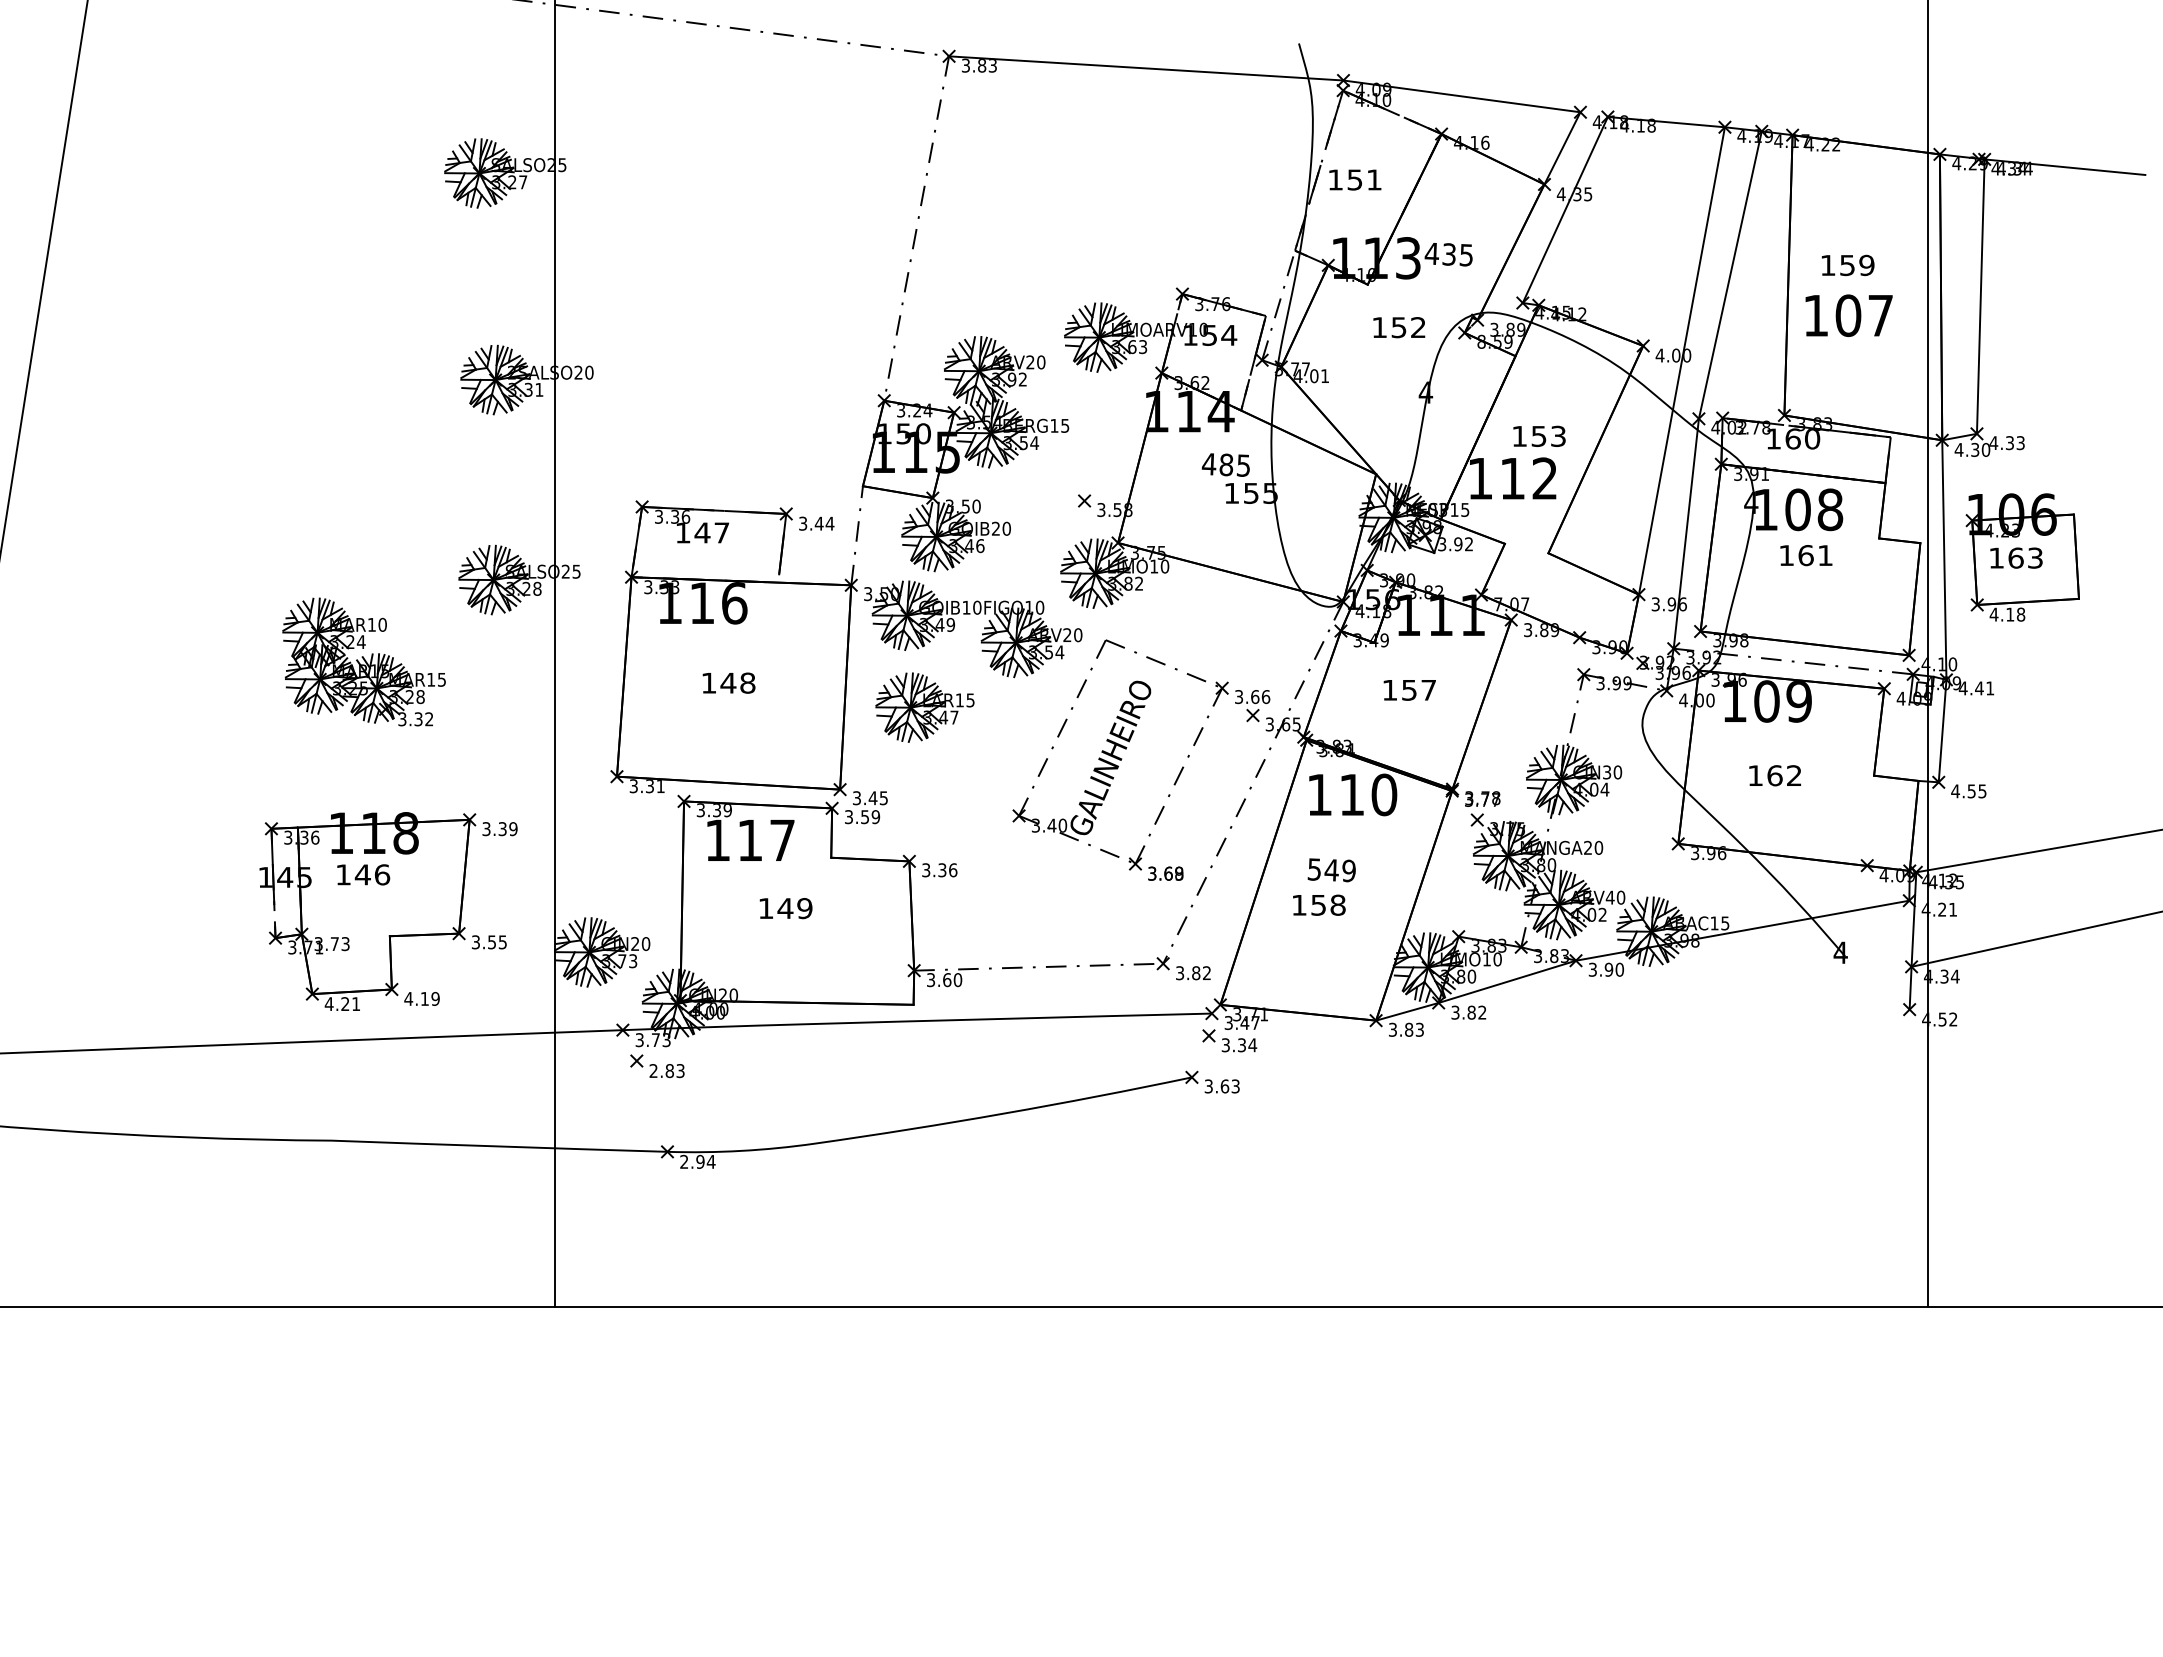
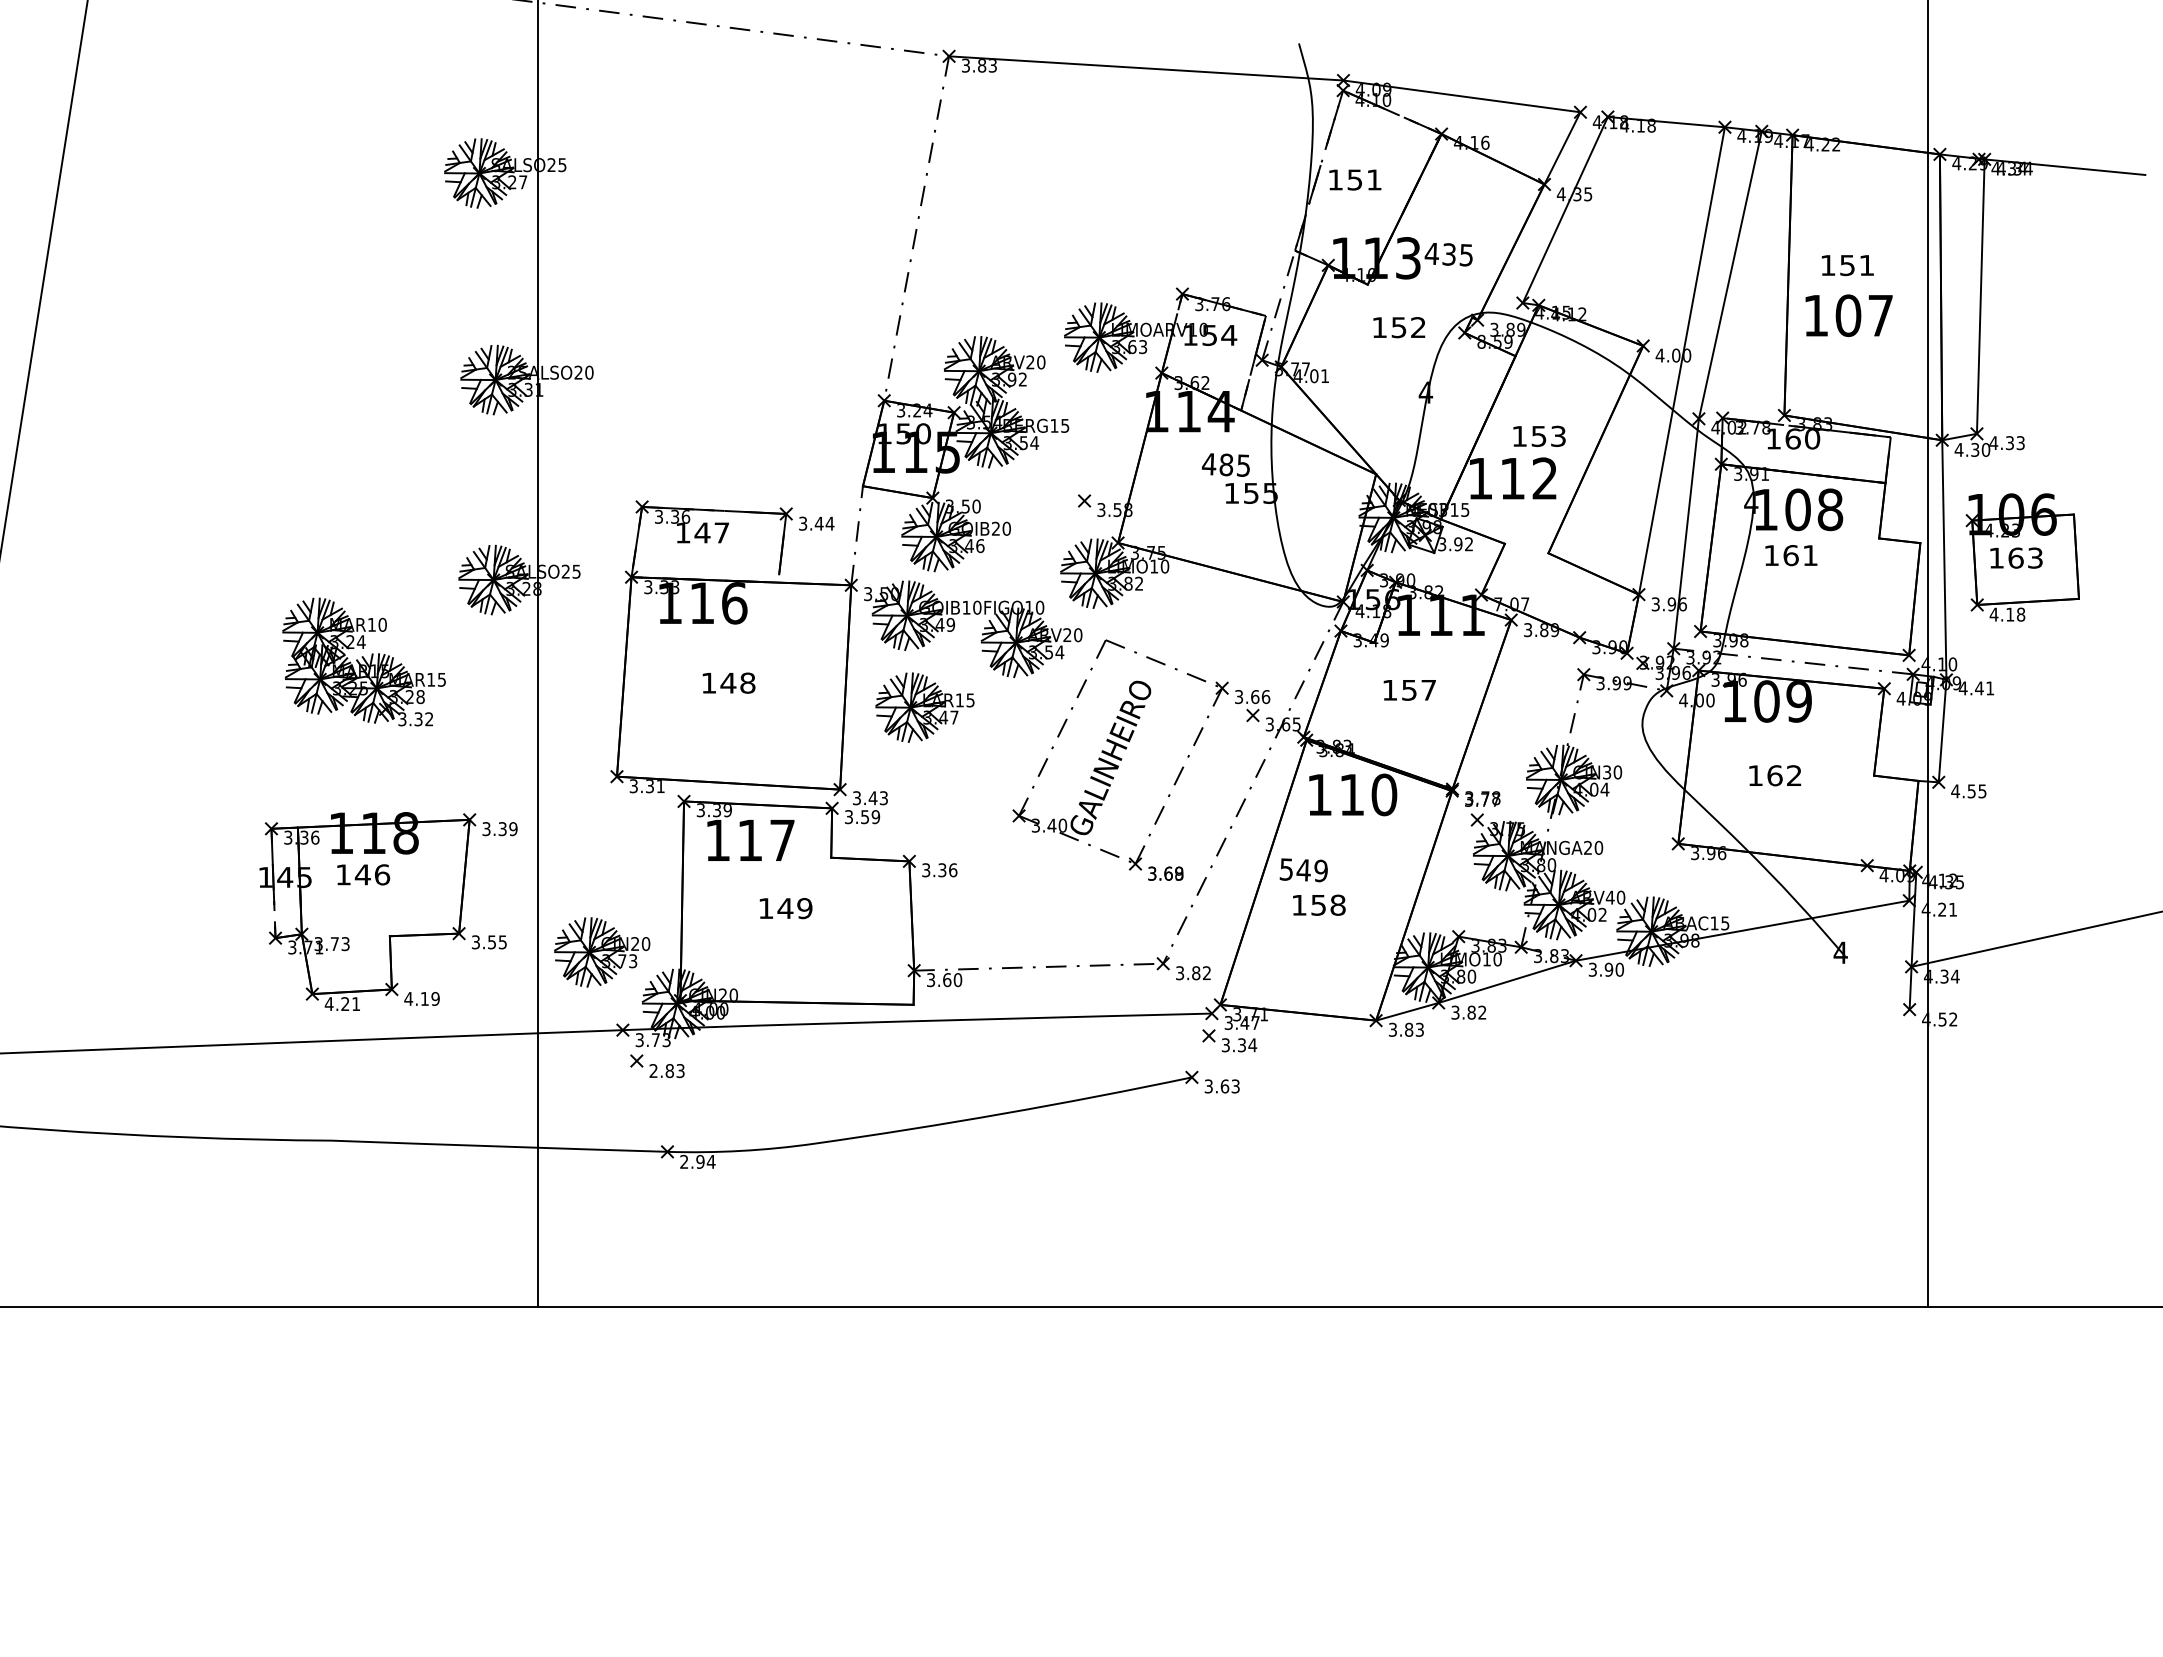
text: 159 -> 151 (1866, 265)
text position: (1806, 555) -> (1791, 555) (1791, 555)
line position: (555, 654) -> (538, 654) (538, 654)
text: 3.45 -> 3.43 (883, 797)
line: present -> none (2037, 851)
text position: (1331, 870) -> (1303, 870) (1303, 870)
